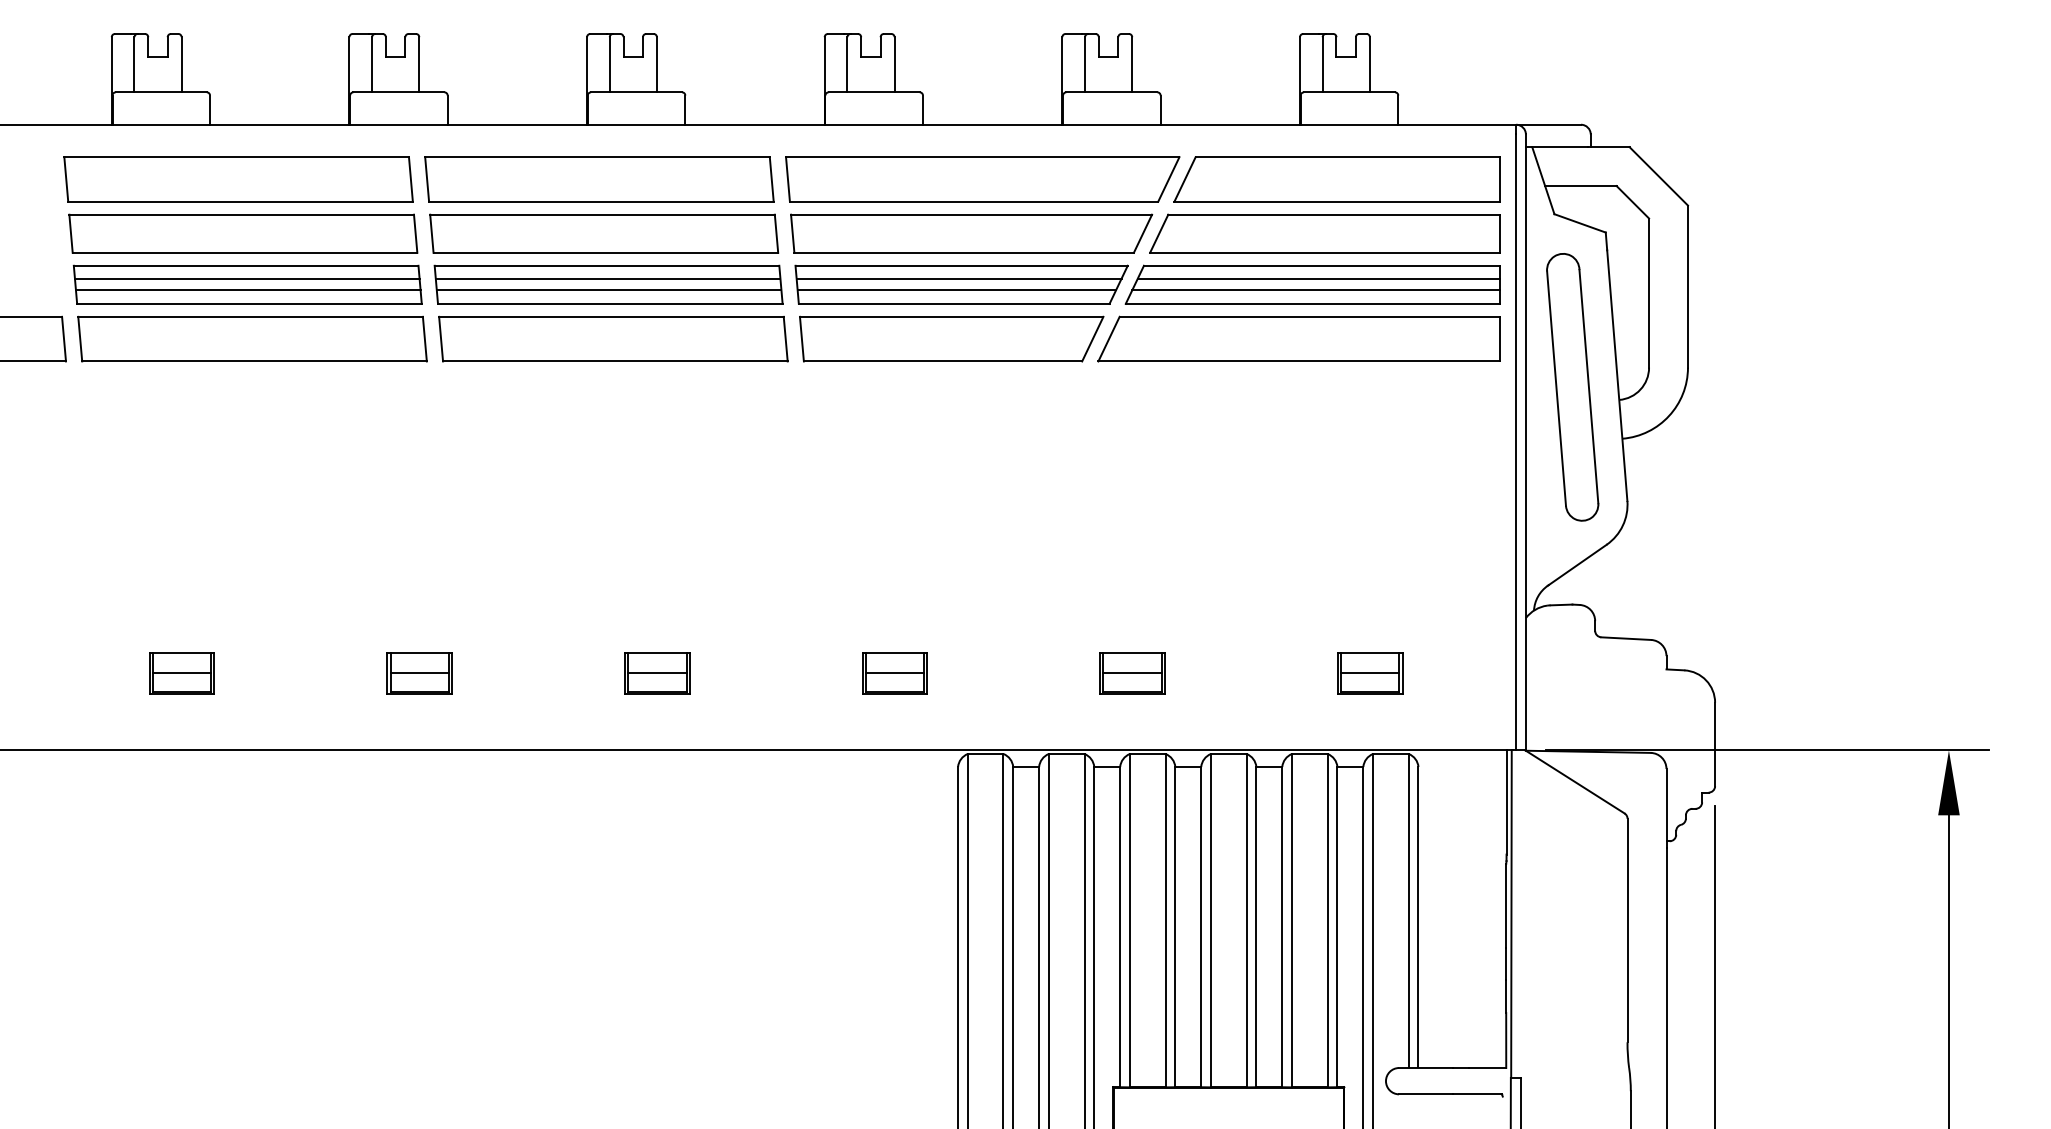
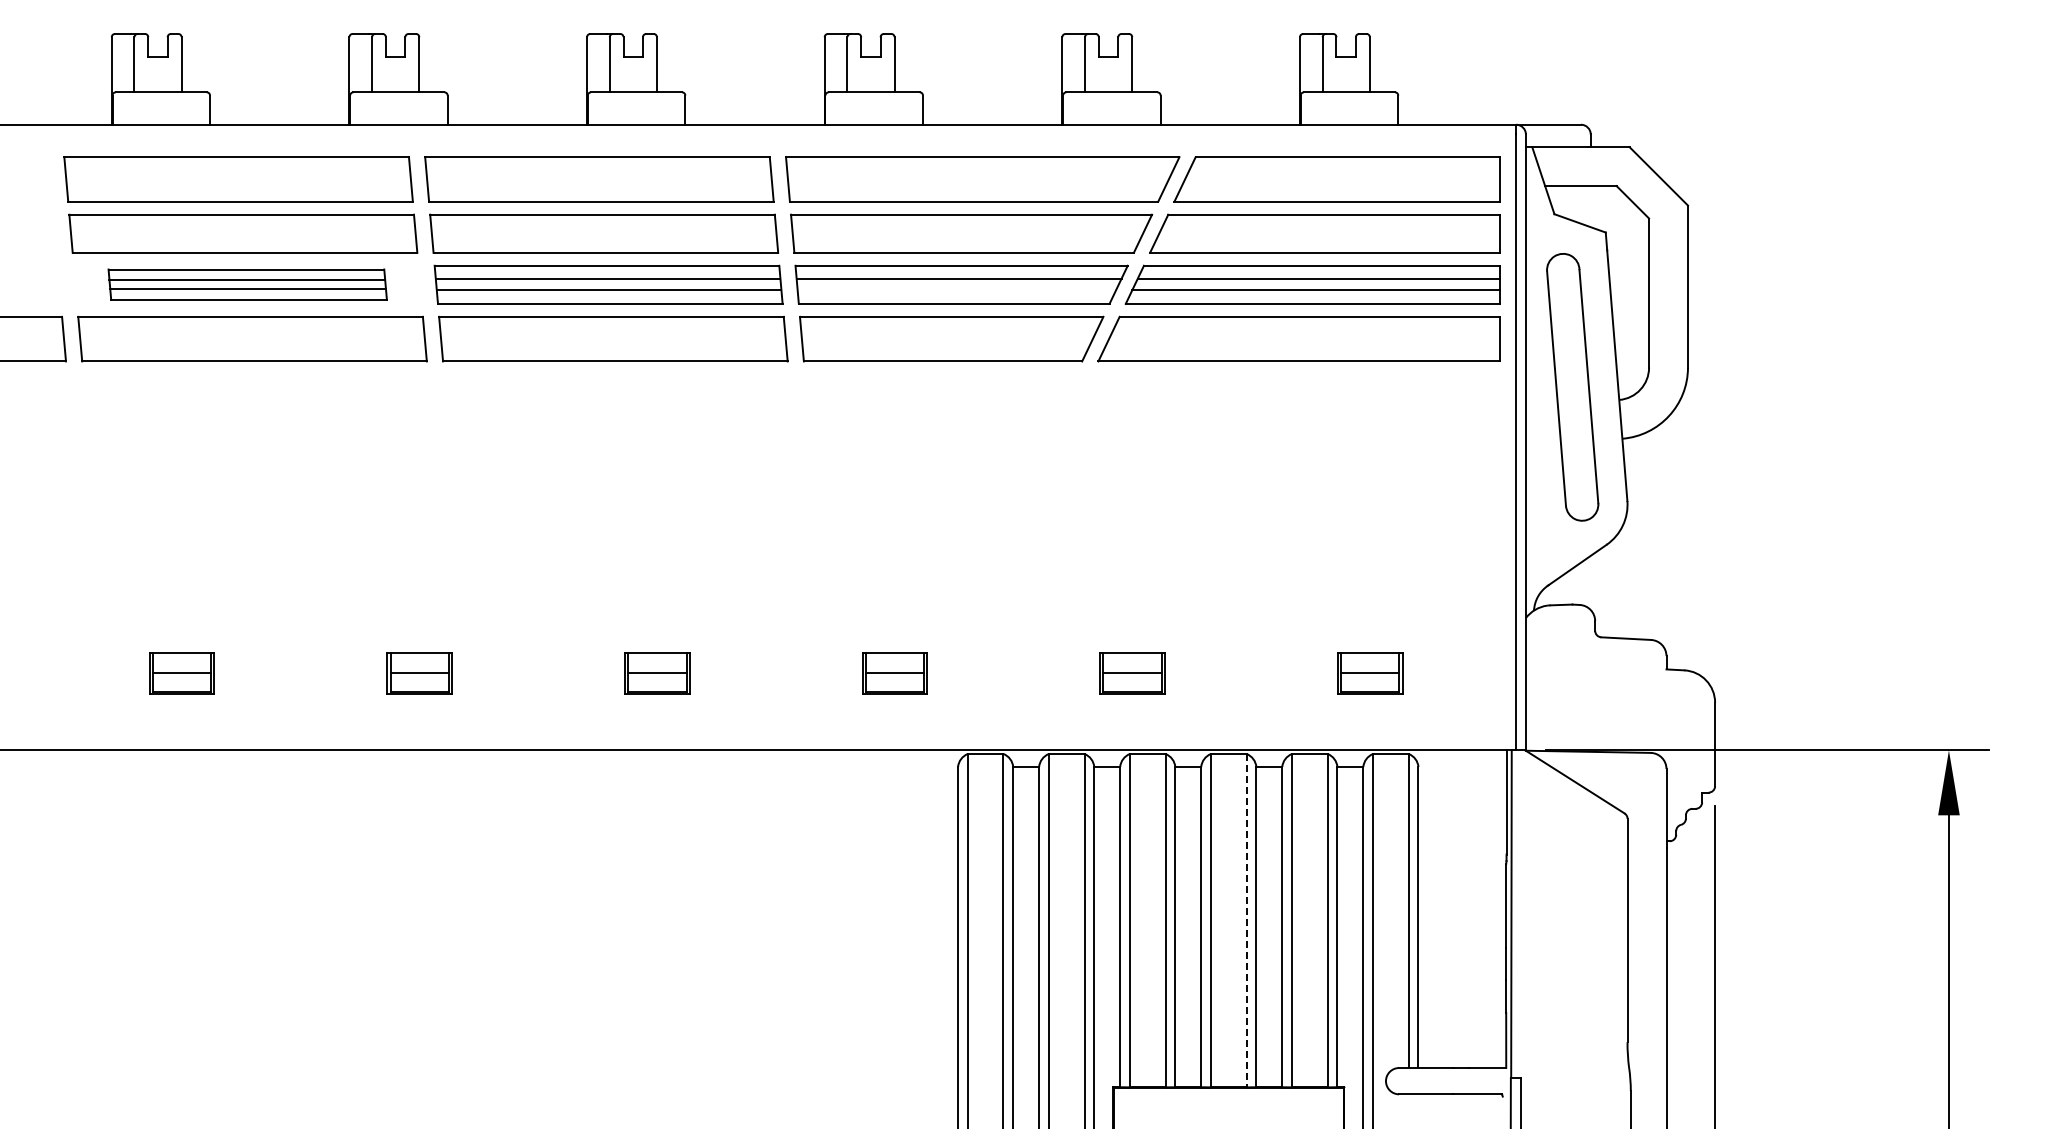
part size: 351x41 px -> 281x33 px (247, 284)
line: present -> none (956, 290)
line: solid -> dashed (1246, 920)
